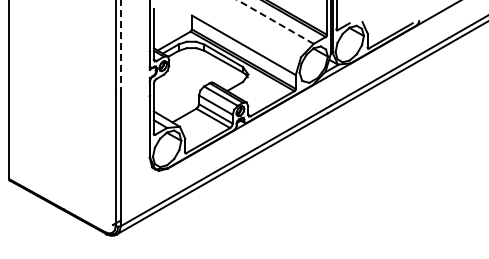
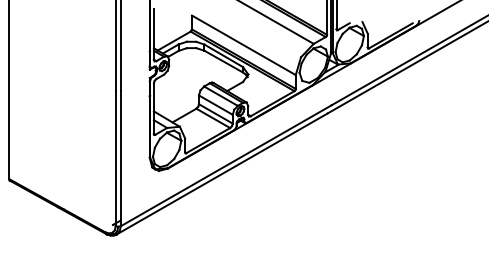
line: dashed -> solid (275, 22)
line: dashed -> solid (120, 45)
